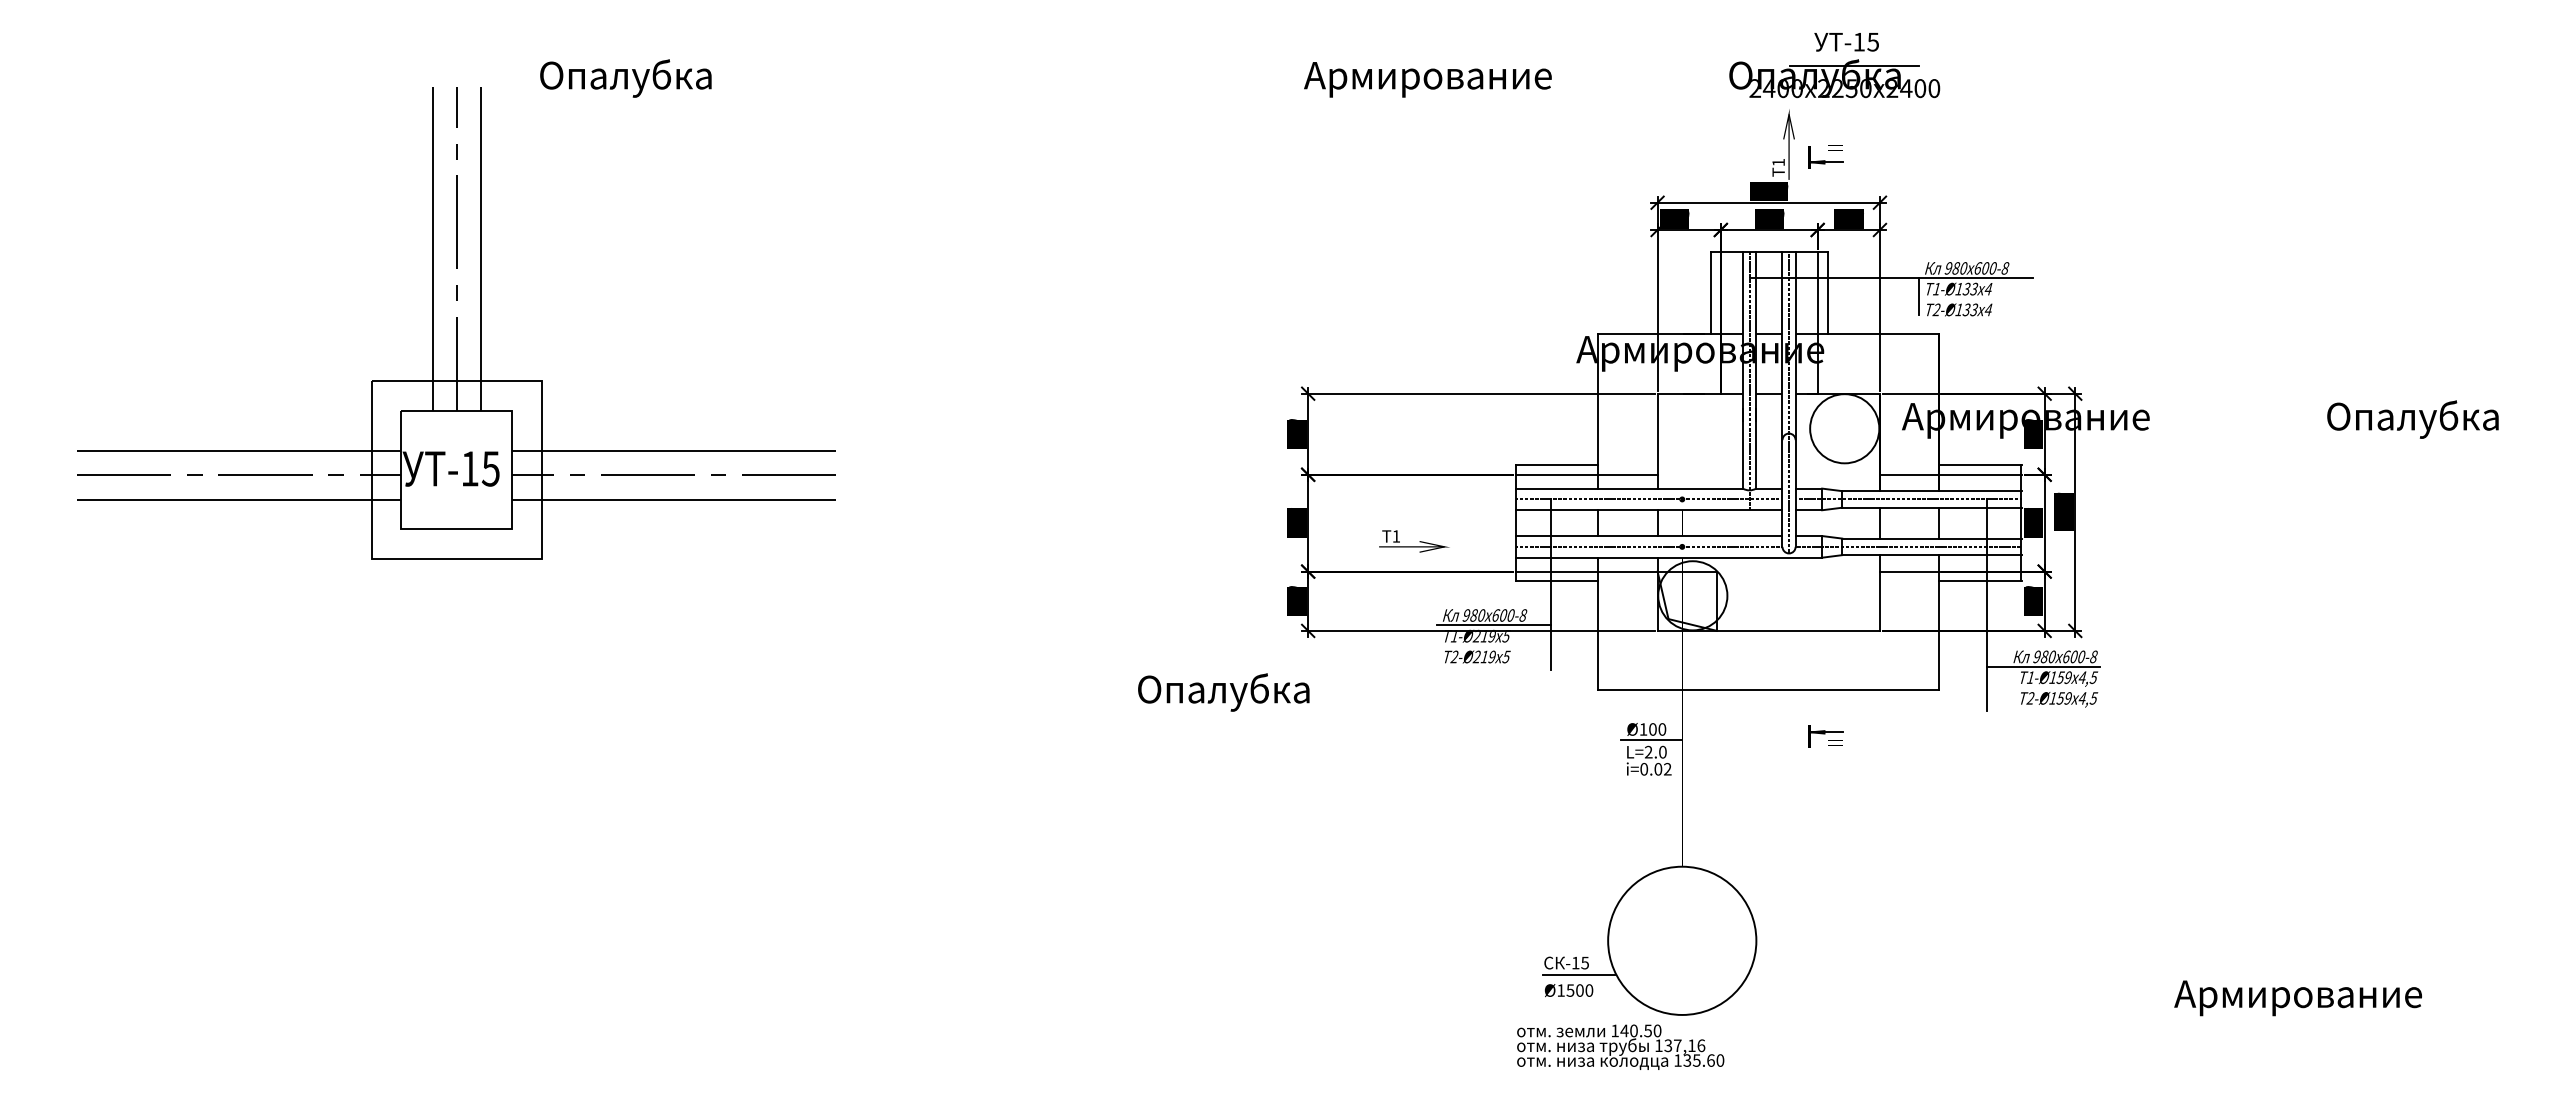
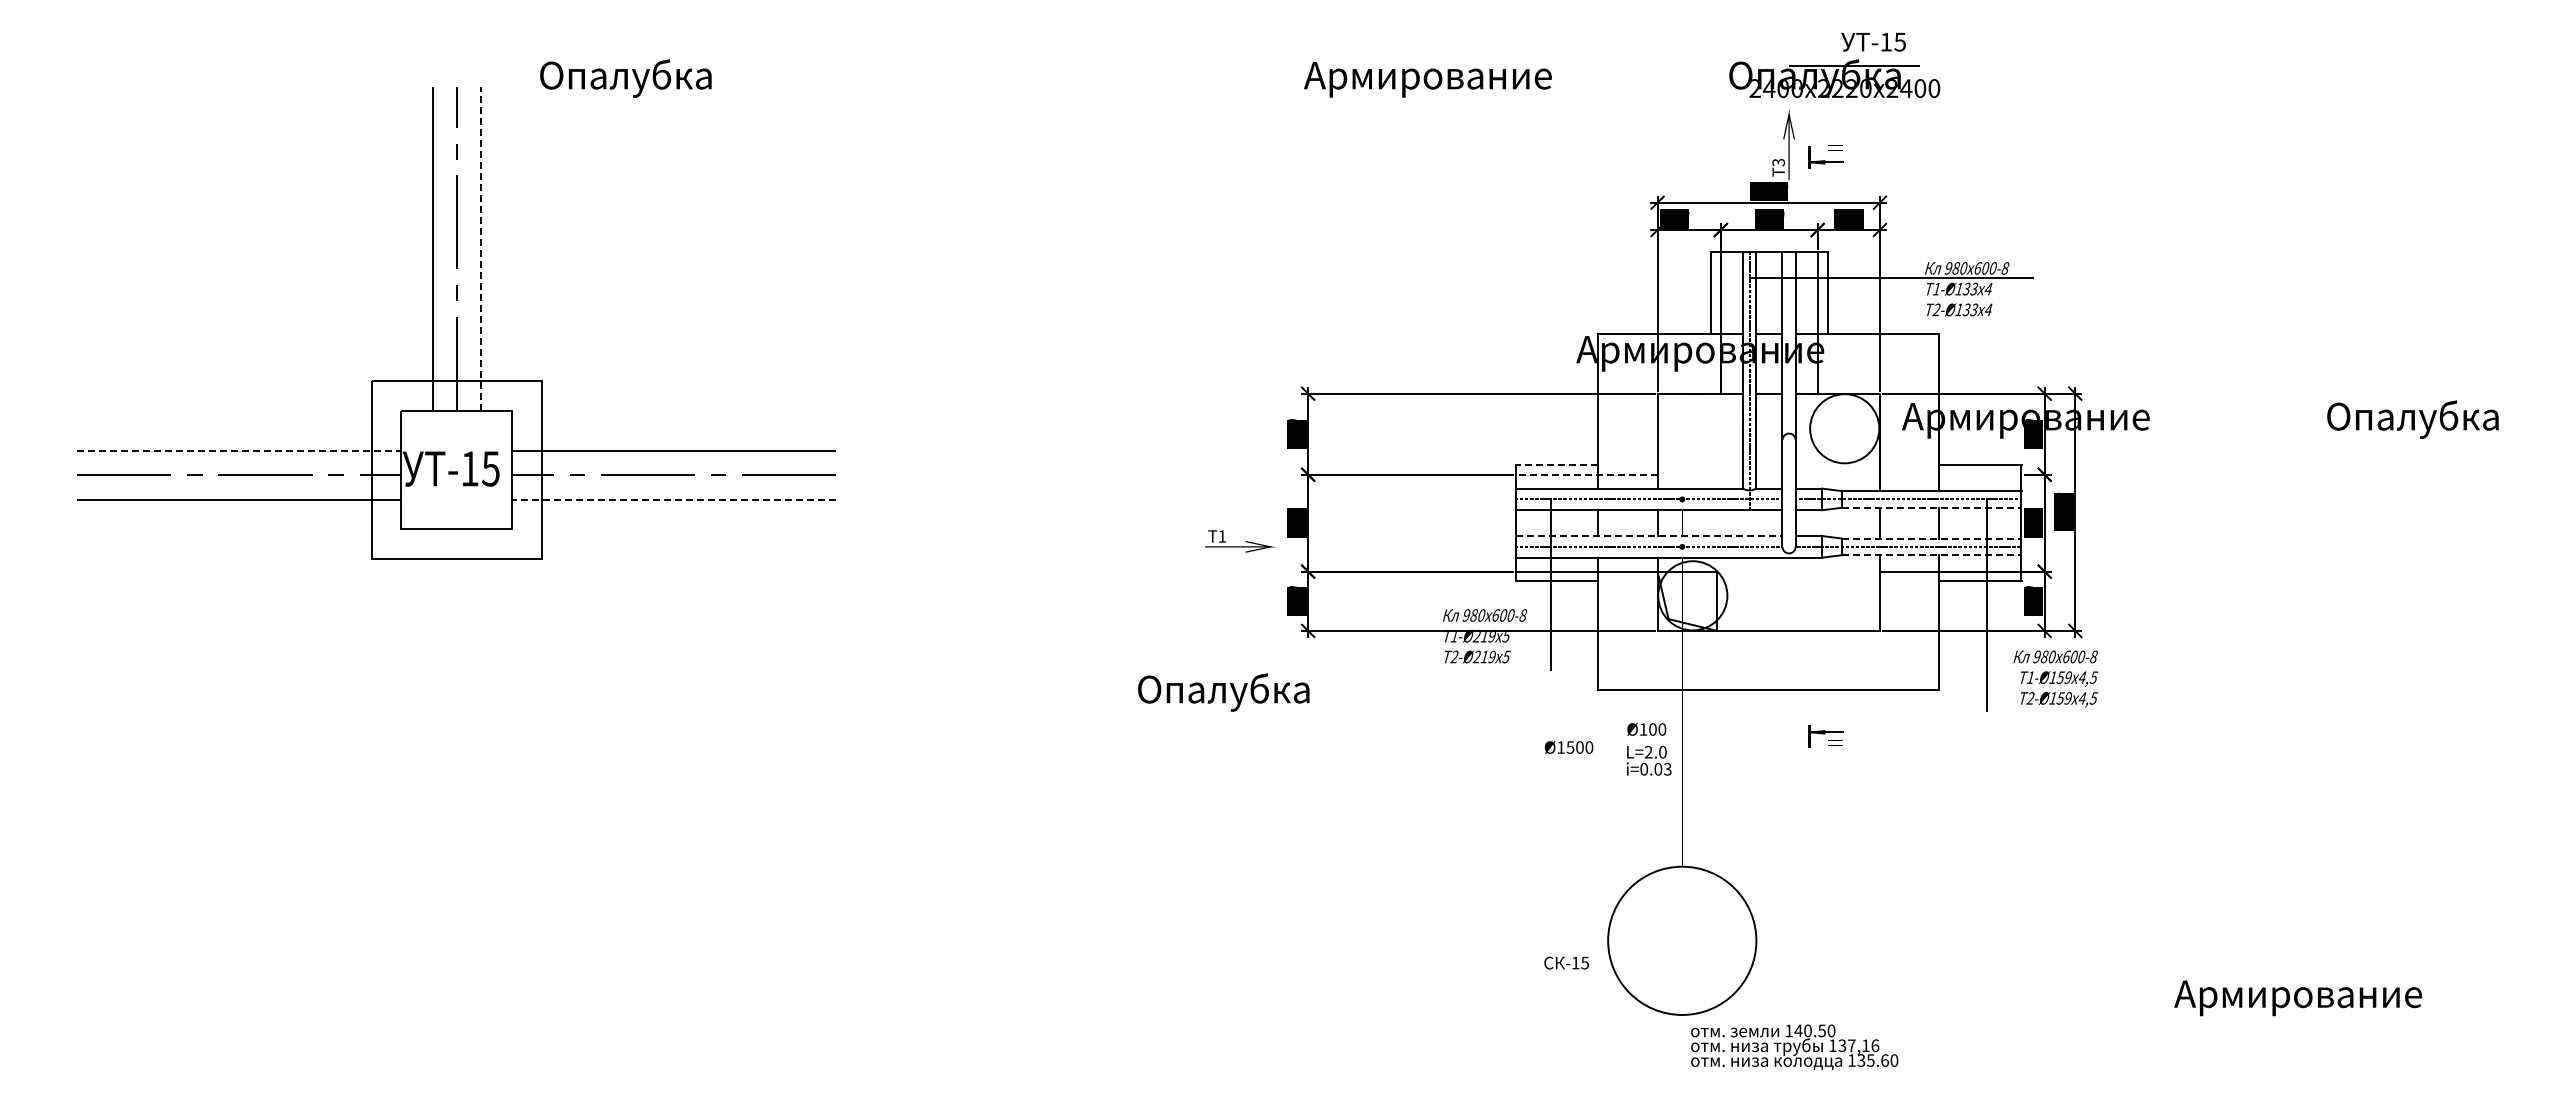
text position: (1846, 42) -> (1873, 42) (1873, 42)
text: 2250x2400 -> 2220x2400 (1851, 88)
text: 1 -> 3 (1778, 162)
line: solid -> dashed (481, 248)
line: present -> none (1919, 296)
line: present -> none (1789, 402)
line: solid -> dashed (239, 451)
line: solid -> dashed (1556, 464)
line: solid -> dashed (1586, 474)
line: present -> none (1950, 474)
line: solid -> dashed (674, 499)
line: solid -> dashed (1931, 507)
line: solid -> dashed (1649, 536)
line: solid -> dashed (1931, 538)
text position: (1414, 541) -> (1240, 541) (1240, 541)
line: solid -> dashed (1931, 555)
line: present -> none (1493, 625)
line: present -> none (2043, 666)
line: present -> none (1651, 739)
text: i=0.02 -> i=0.03 (1667, 769)
line: present -> none (1578, 974)
text position: (1568, 990) -> (1568, 747) (1568, 747)
text position: (1620, 1046) -> (1794, 1046) (1794, 1046)
